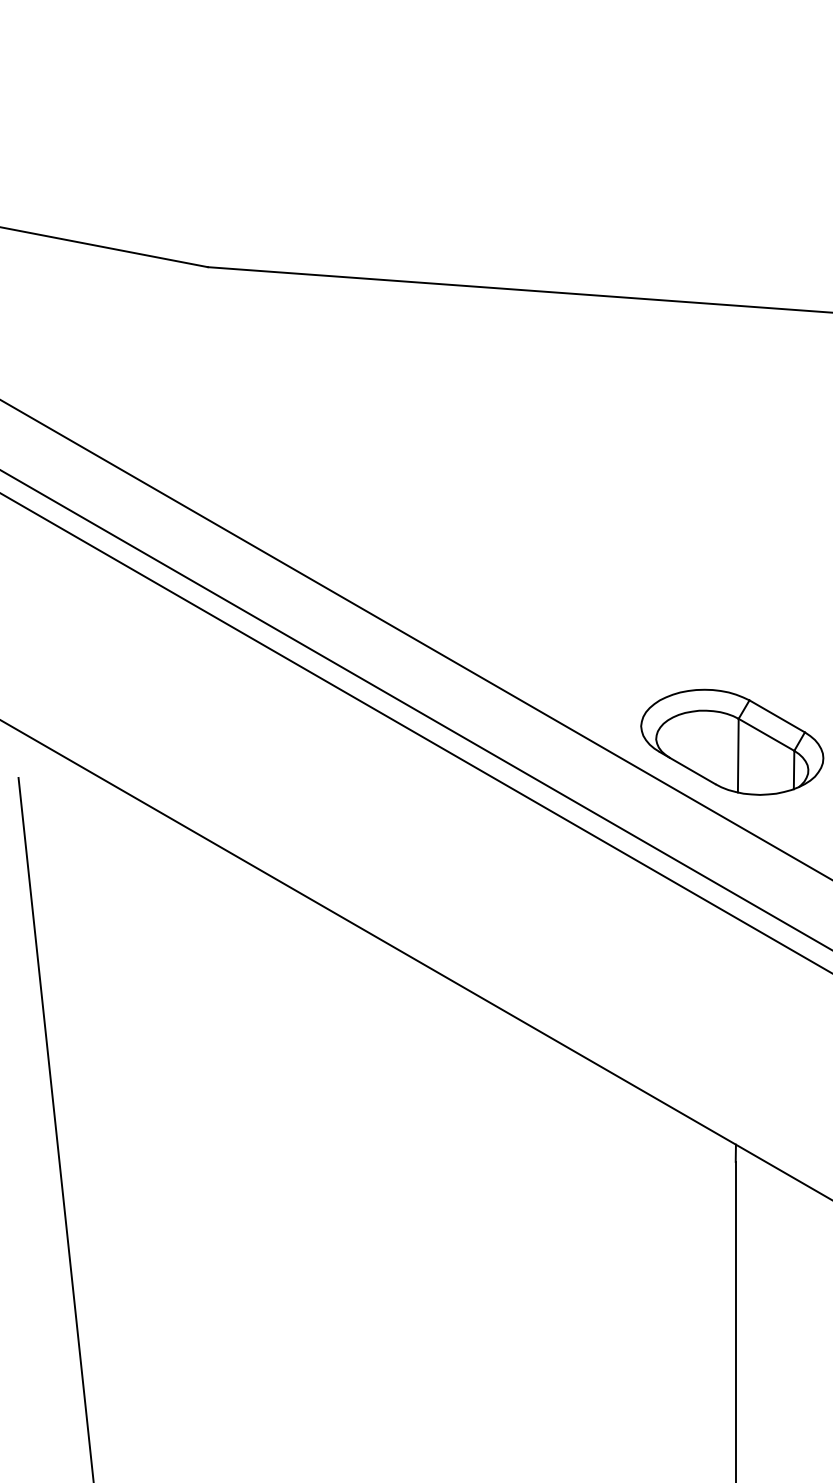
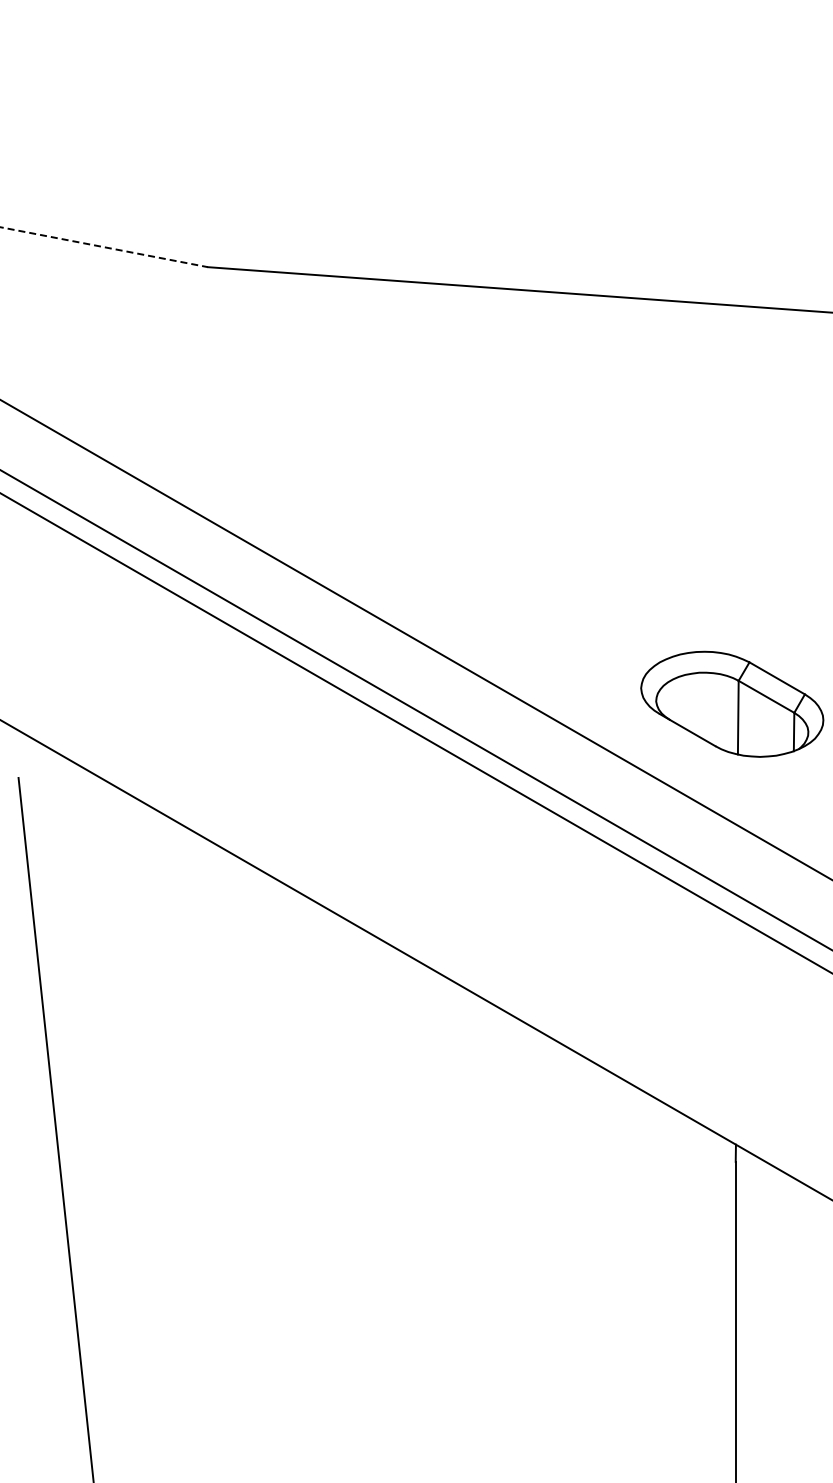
line: solid -> dashed (104, 247)
part position: (732, 741) -> (732, 703) (732, 703)
